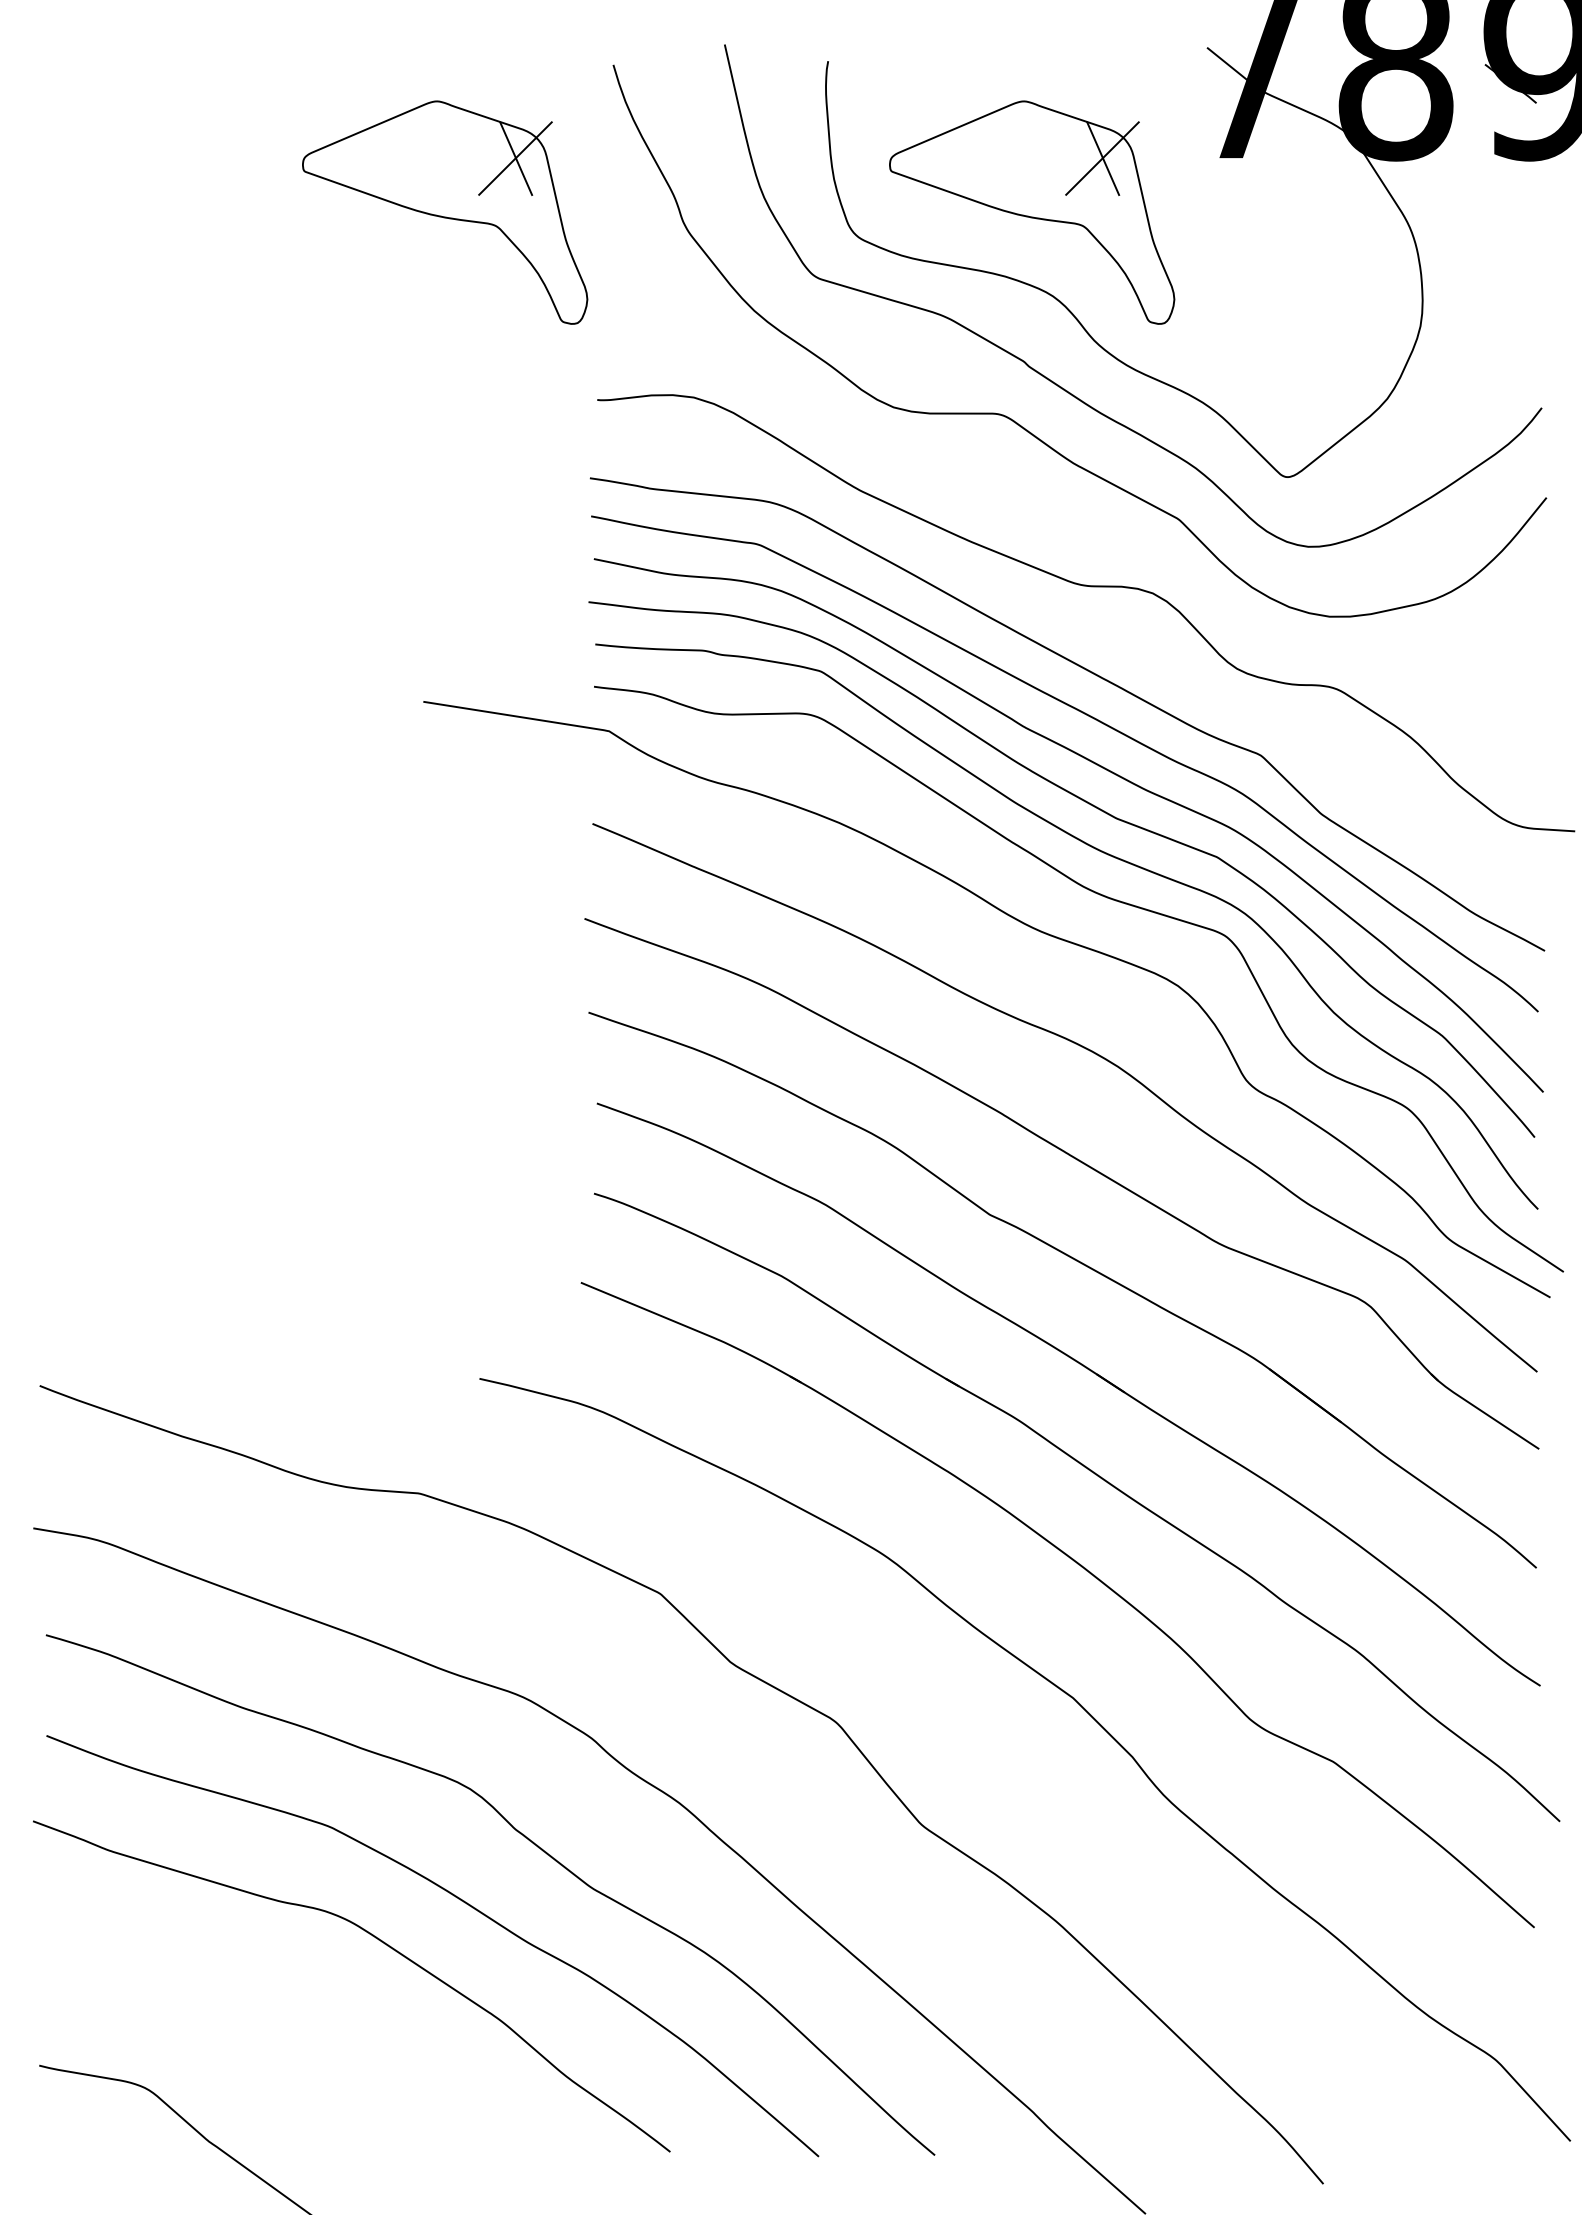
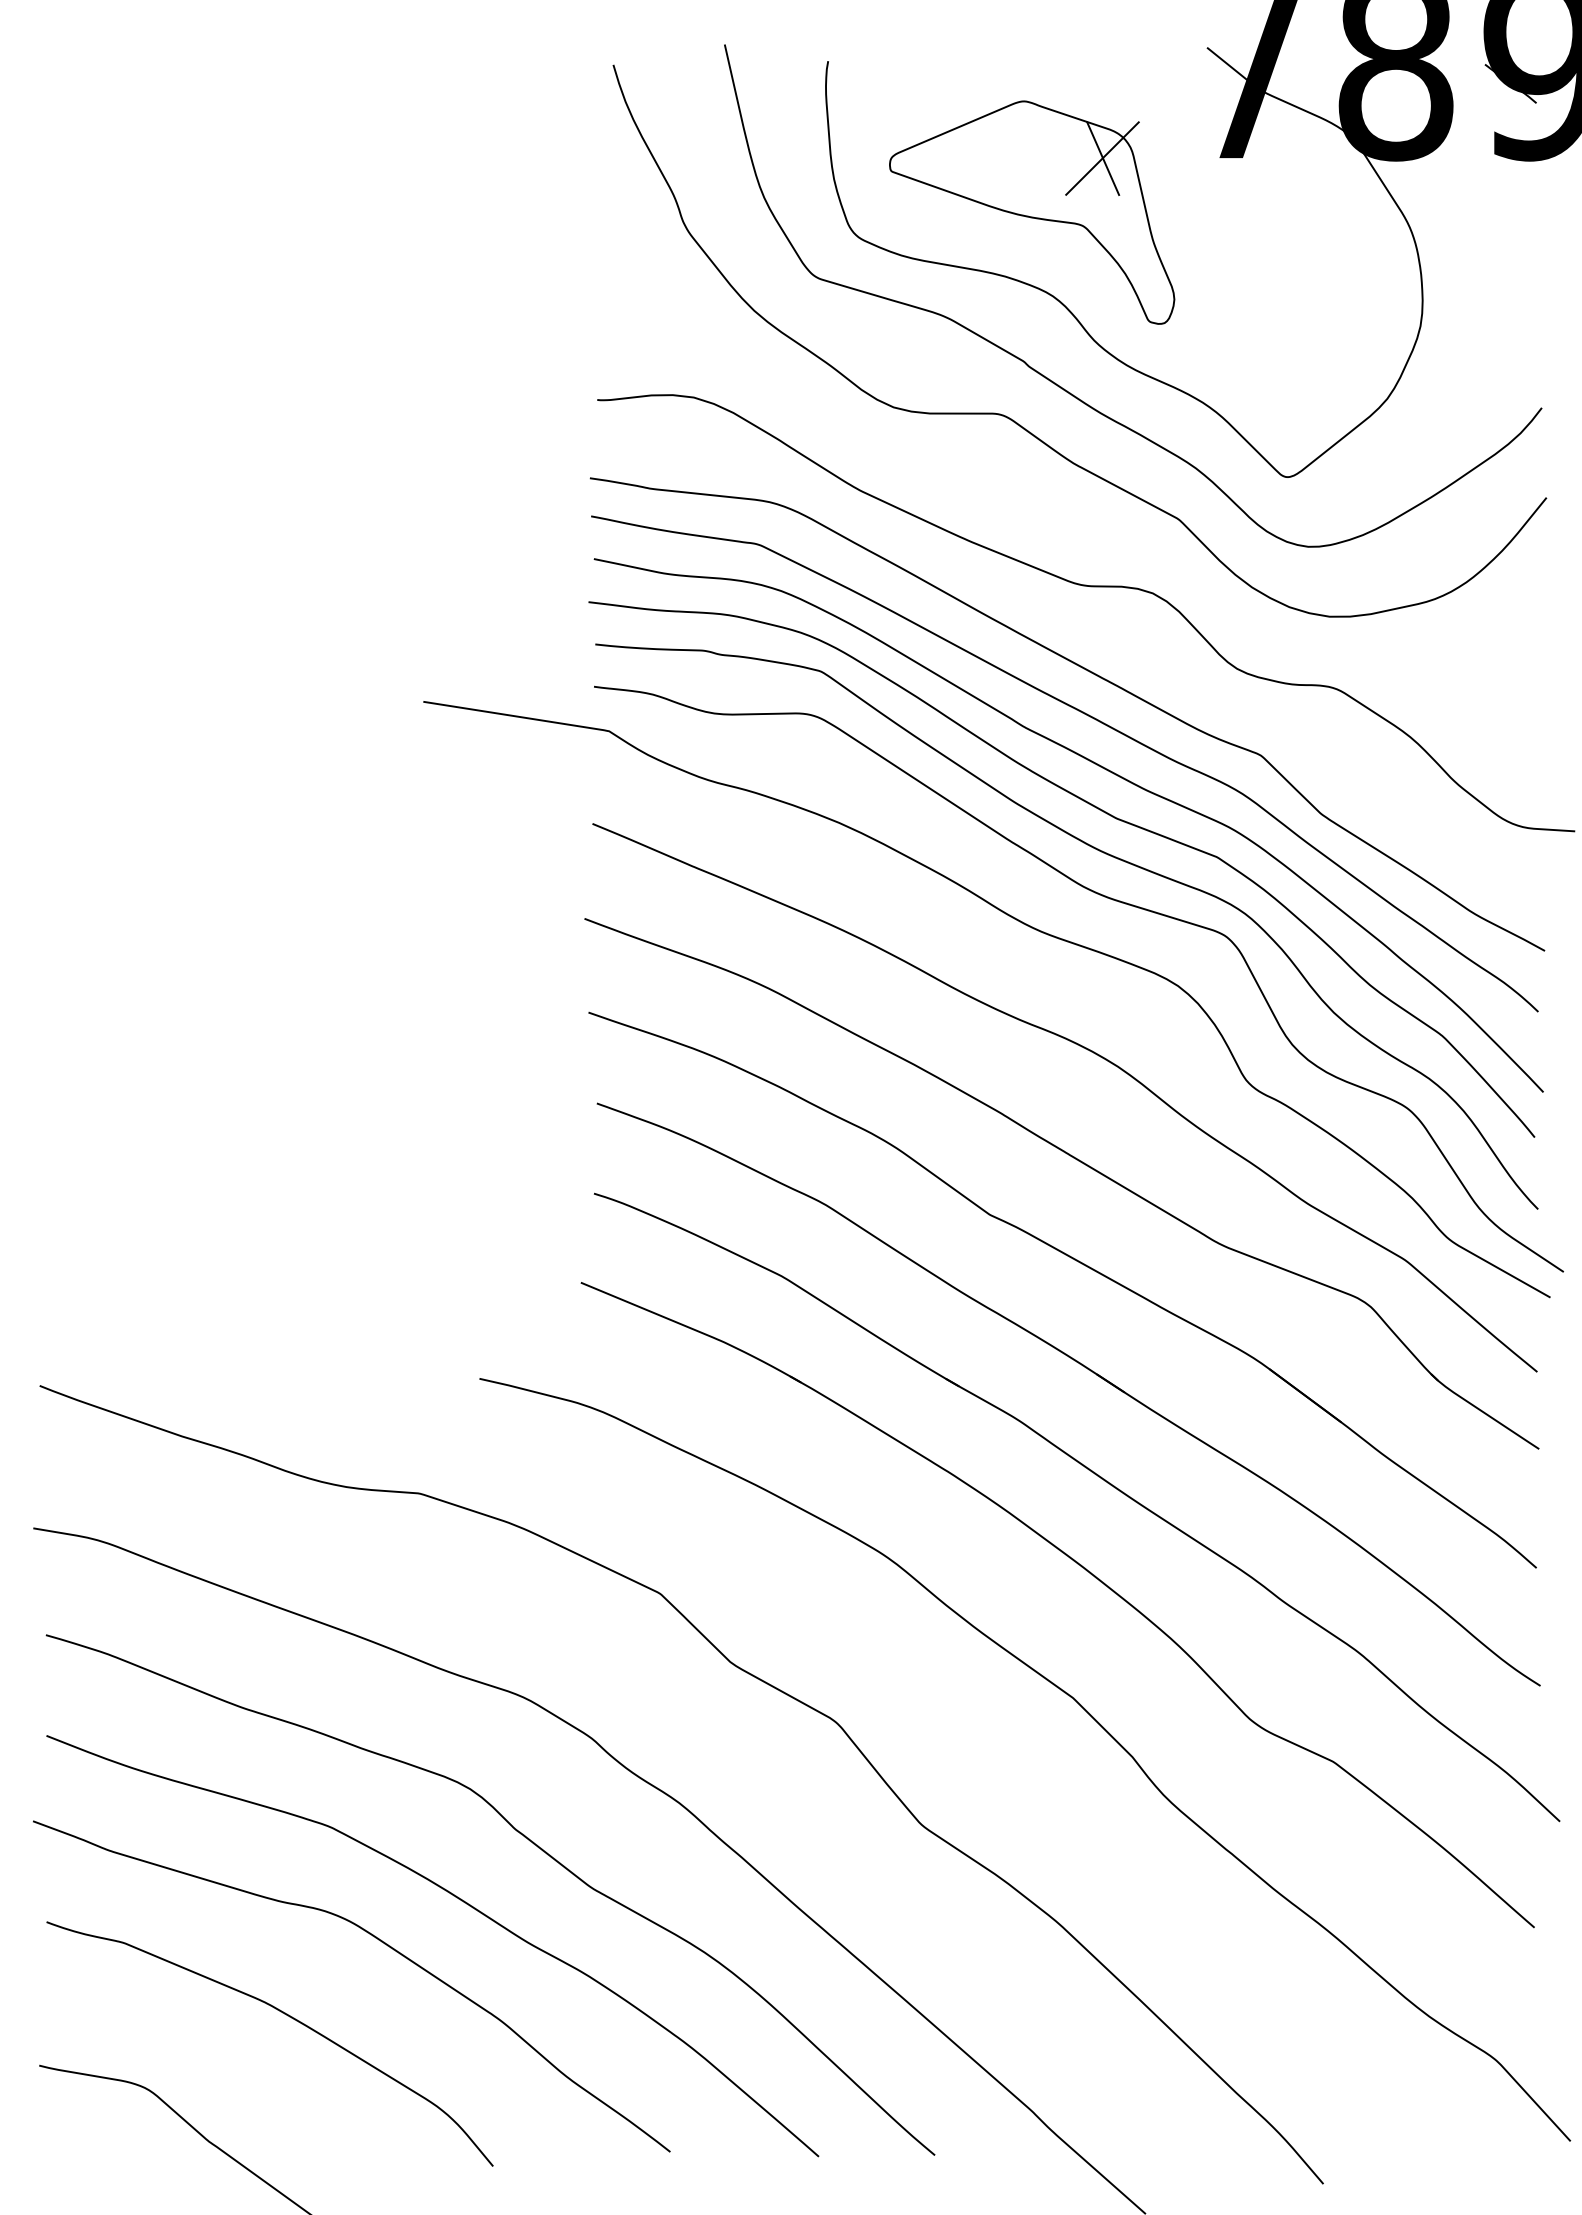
part: present -> none (445, 212)
curve: none -> present (284, 2014)
